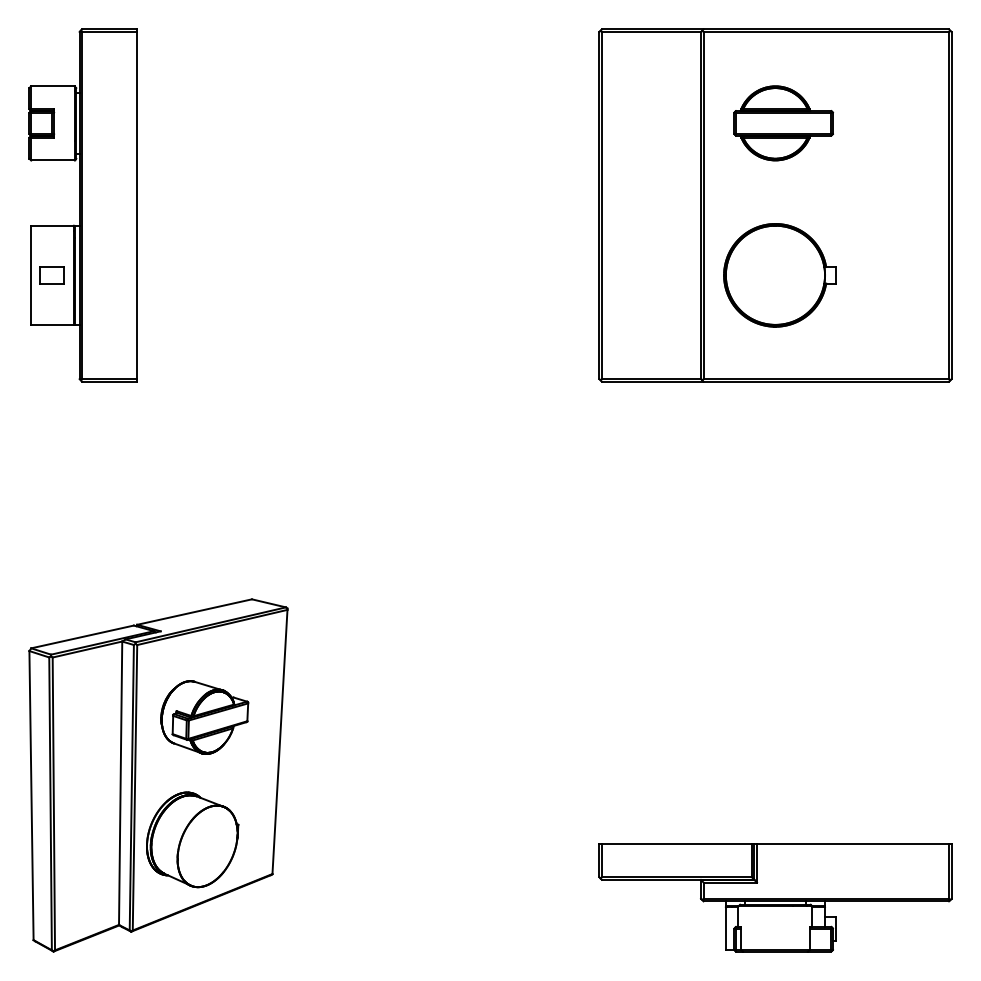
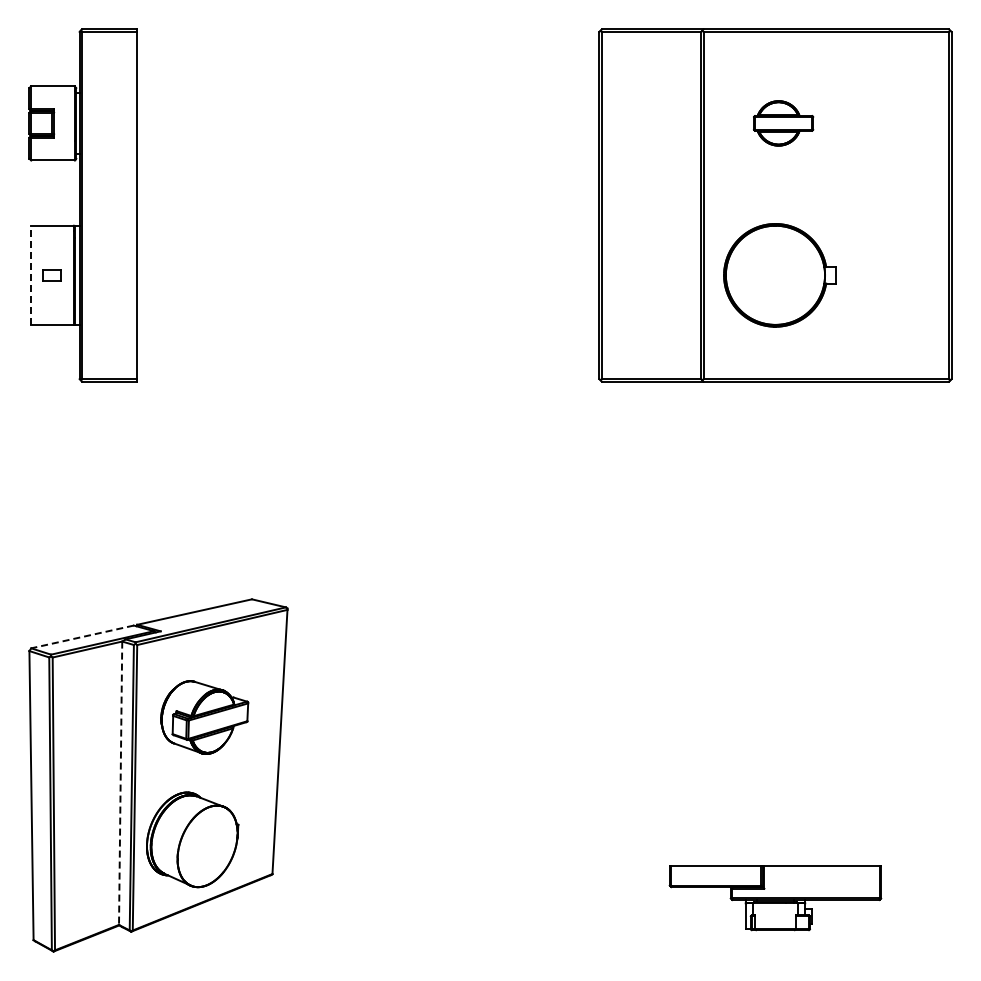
part size: 101x77 px -> 62x47 px (783, 123)
line: solid -> dashed (30, 275)
part size: 26x19 px -> 20x13 px (51, 275)
line: solid -> dashed (82, 636)
line: solid -> dashed (120, 783)
part size: 355x110 px -> 215x67 px (775, 898)
